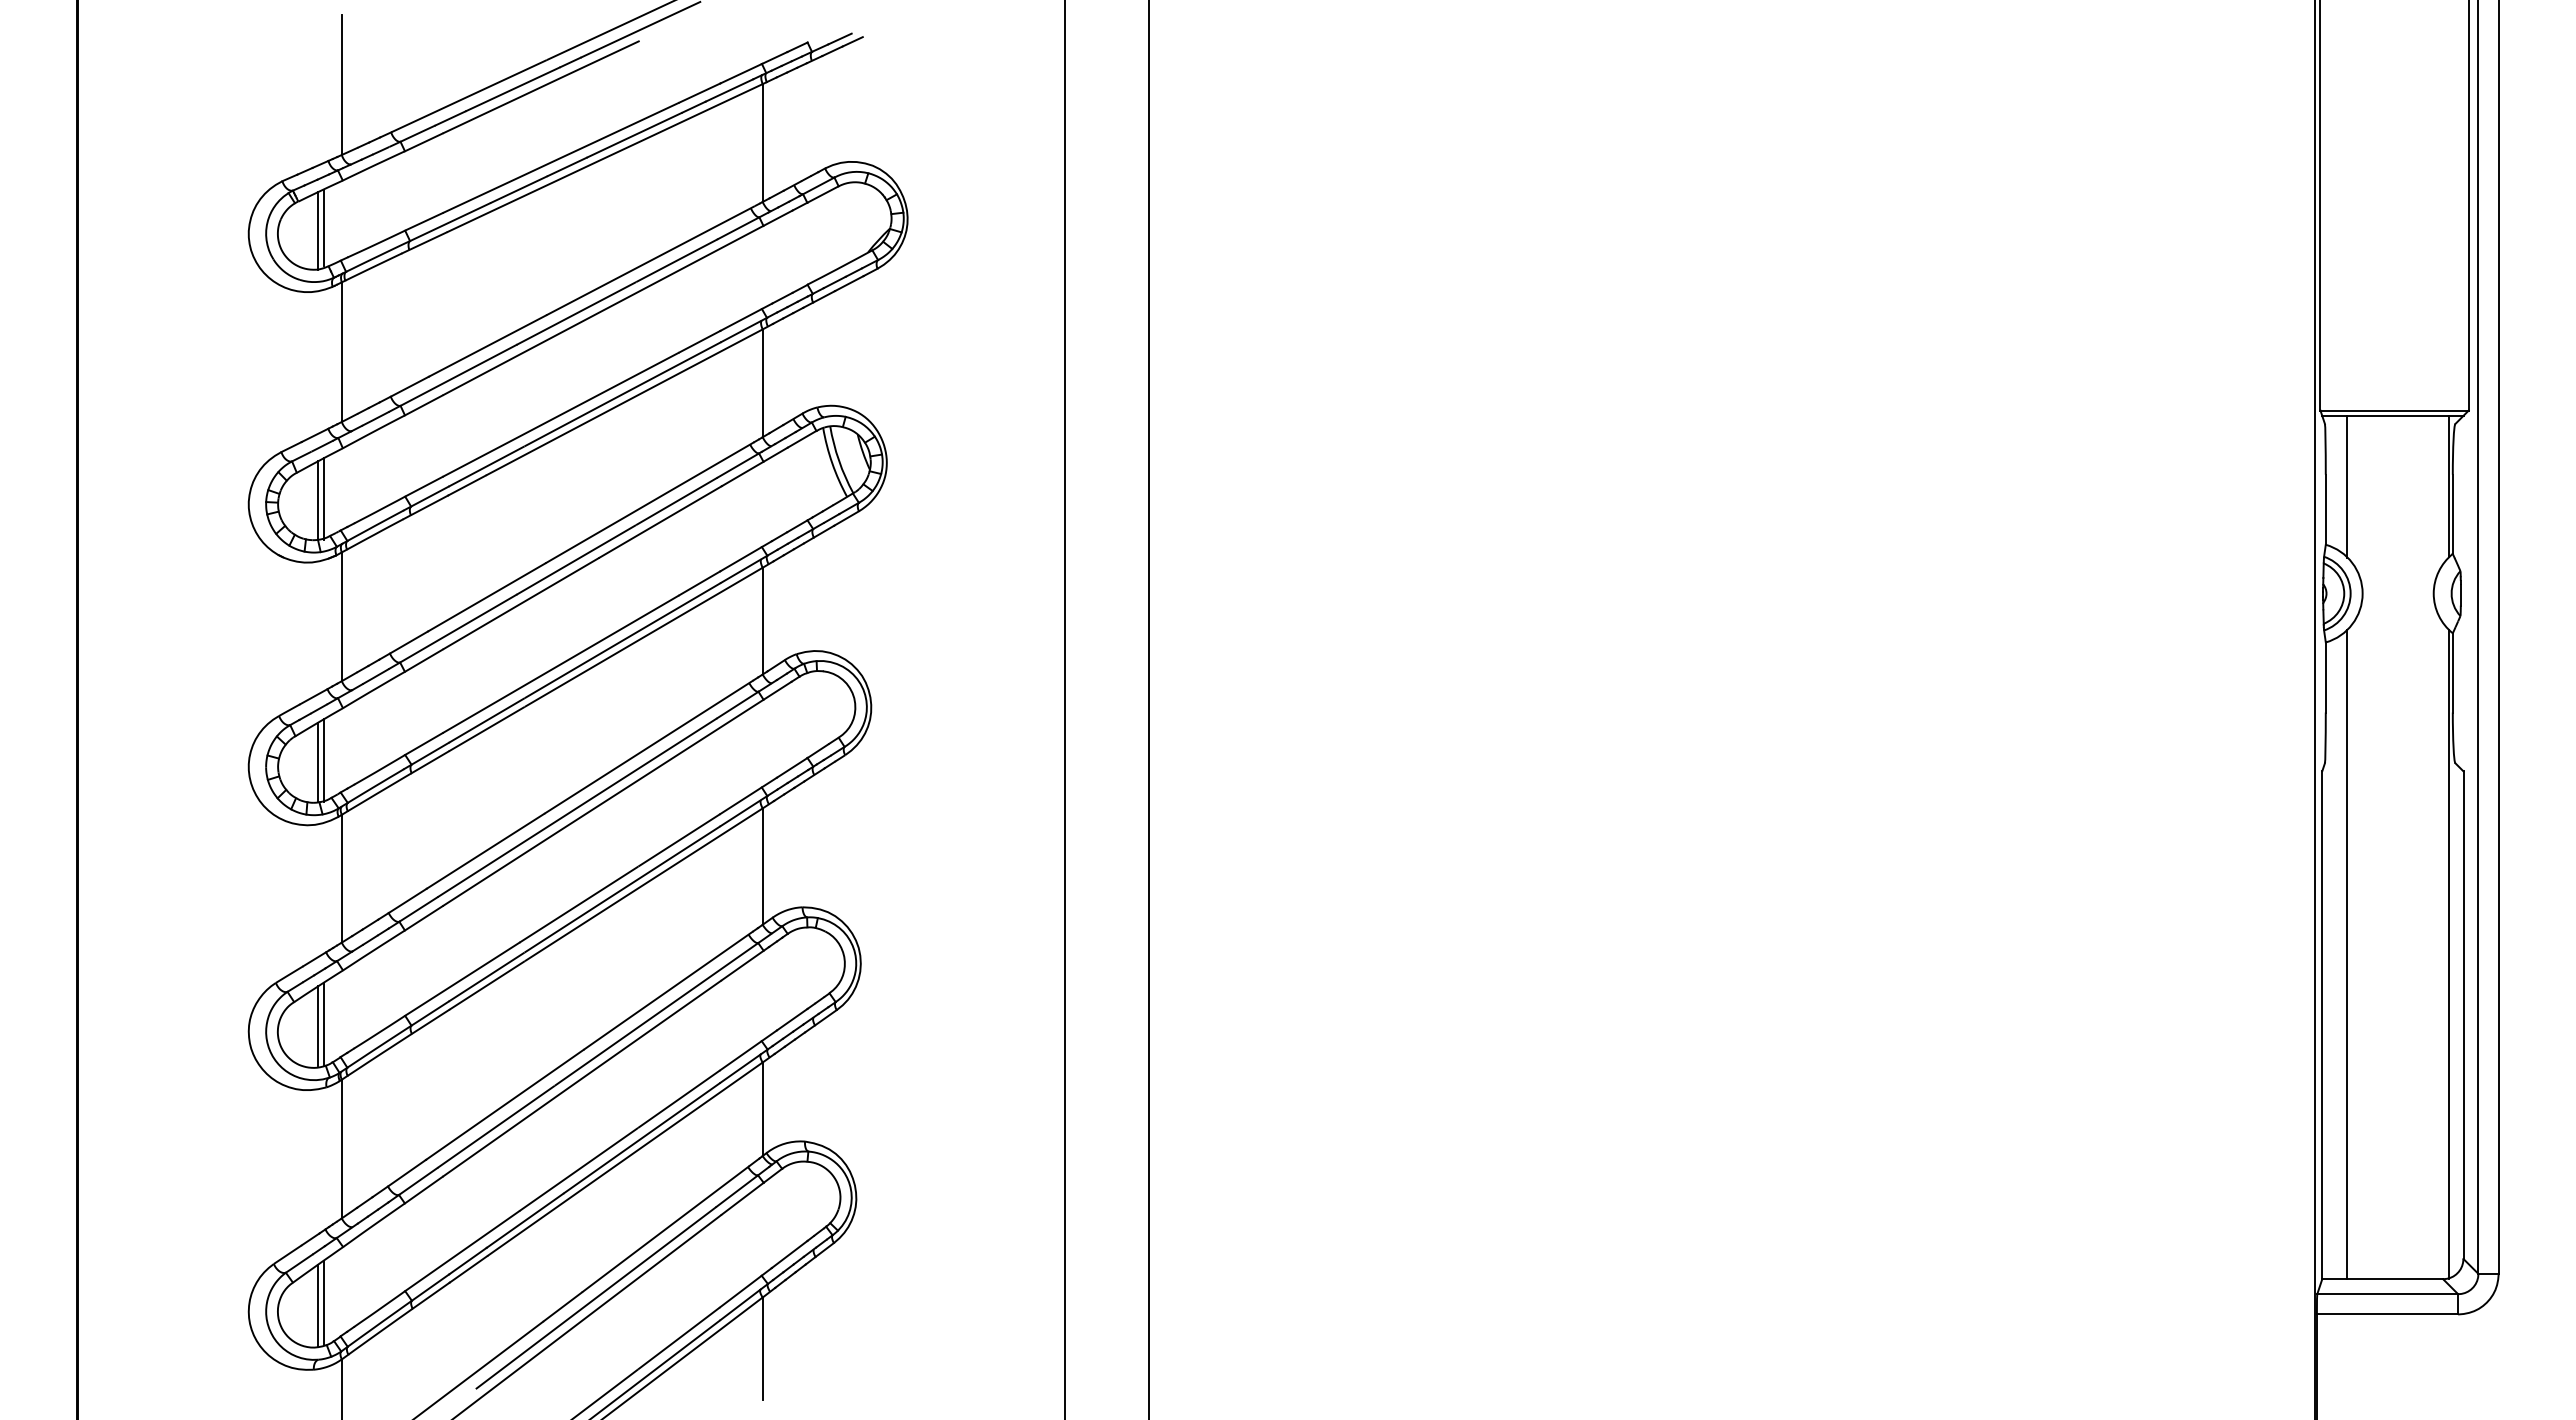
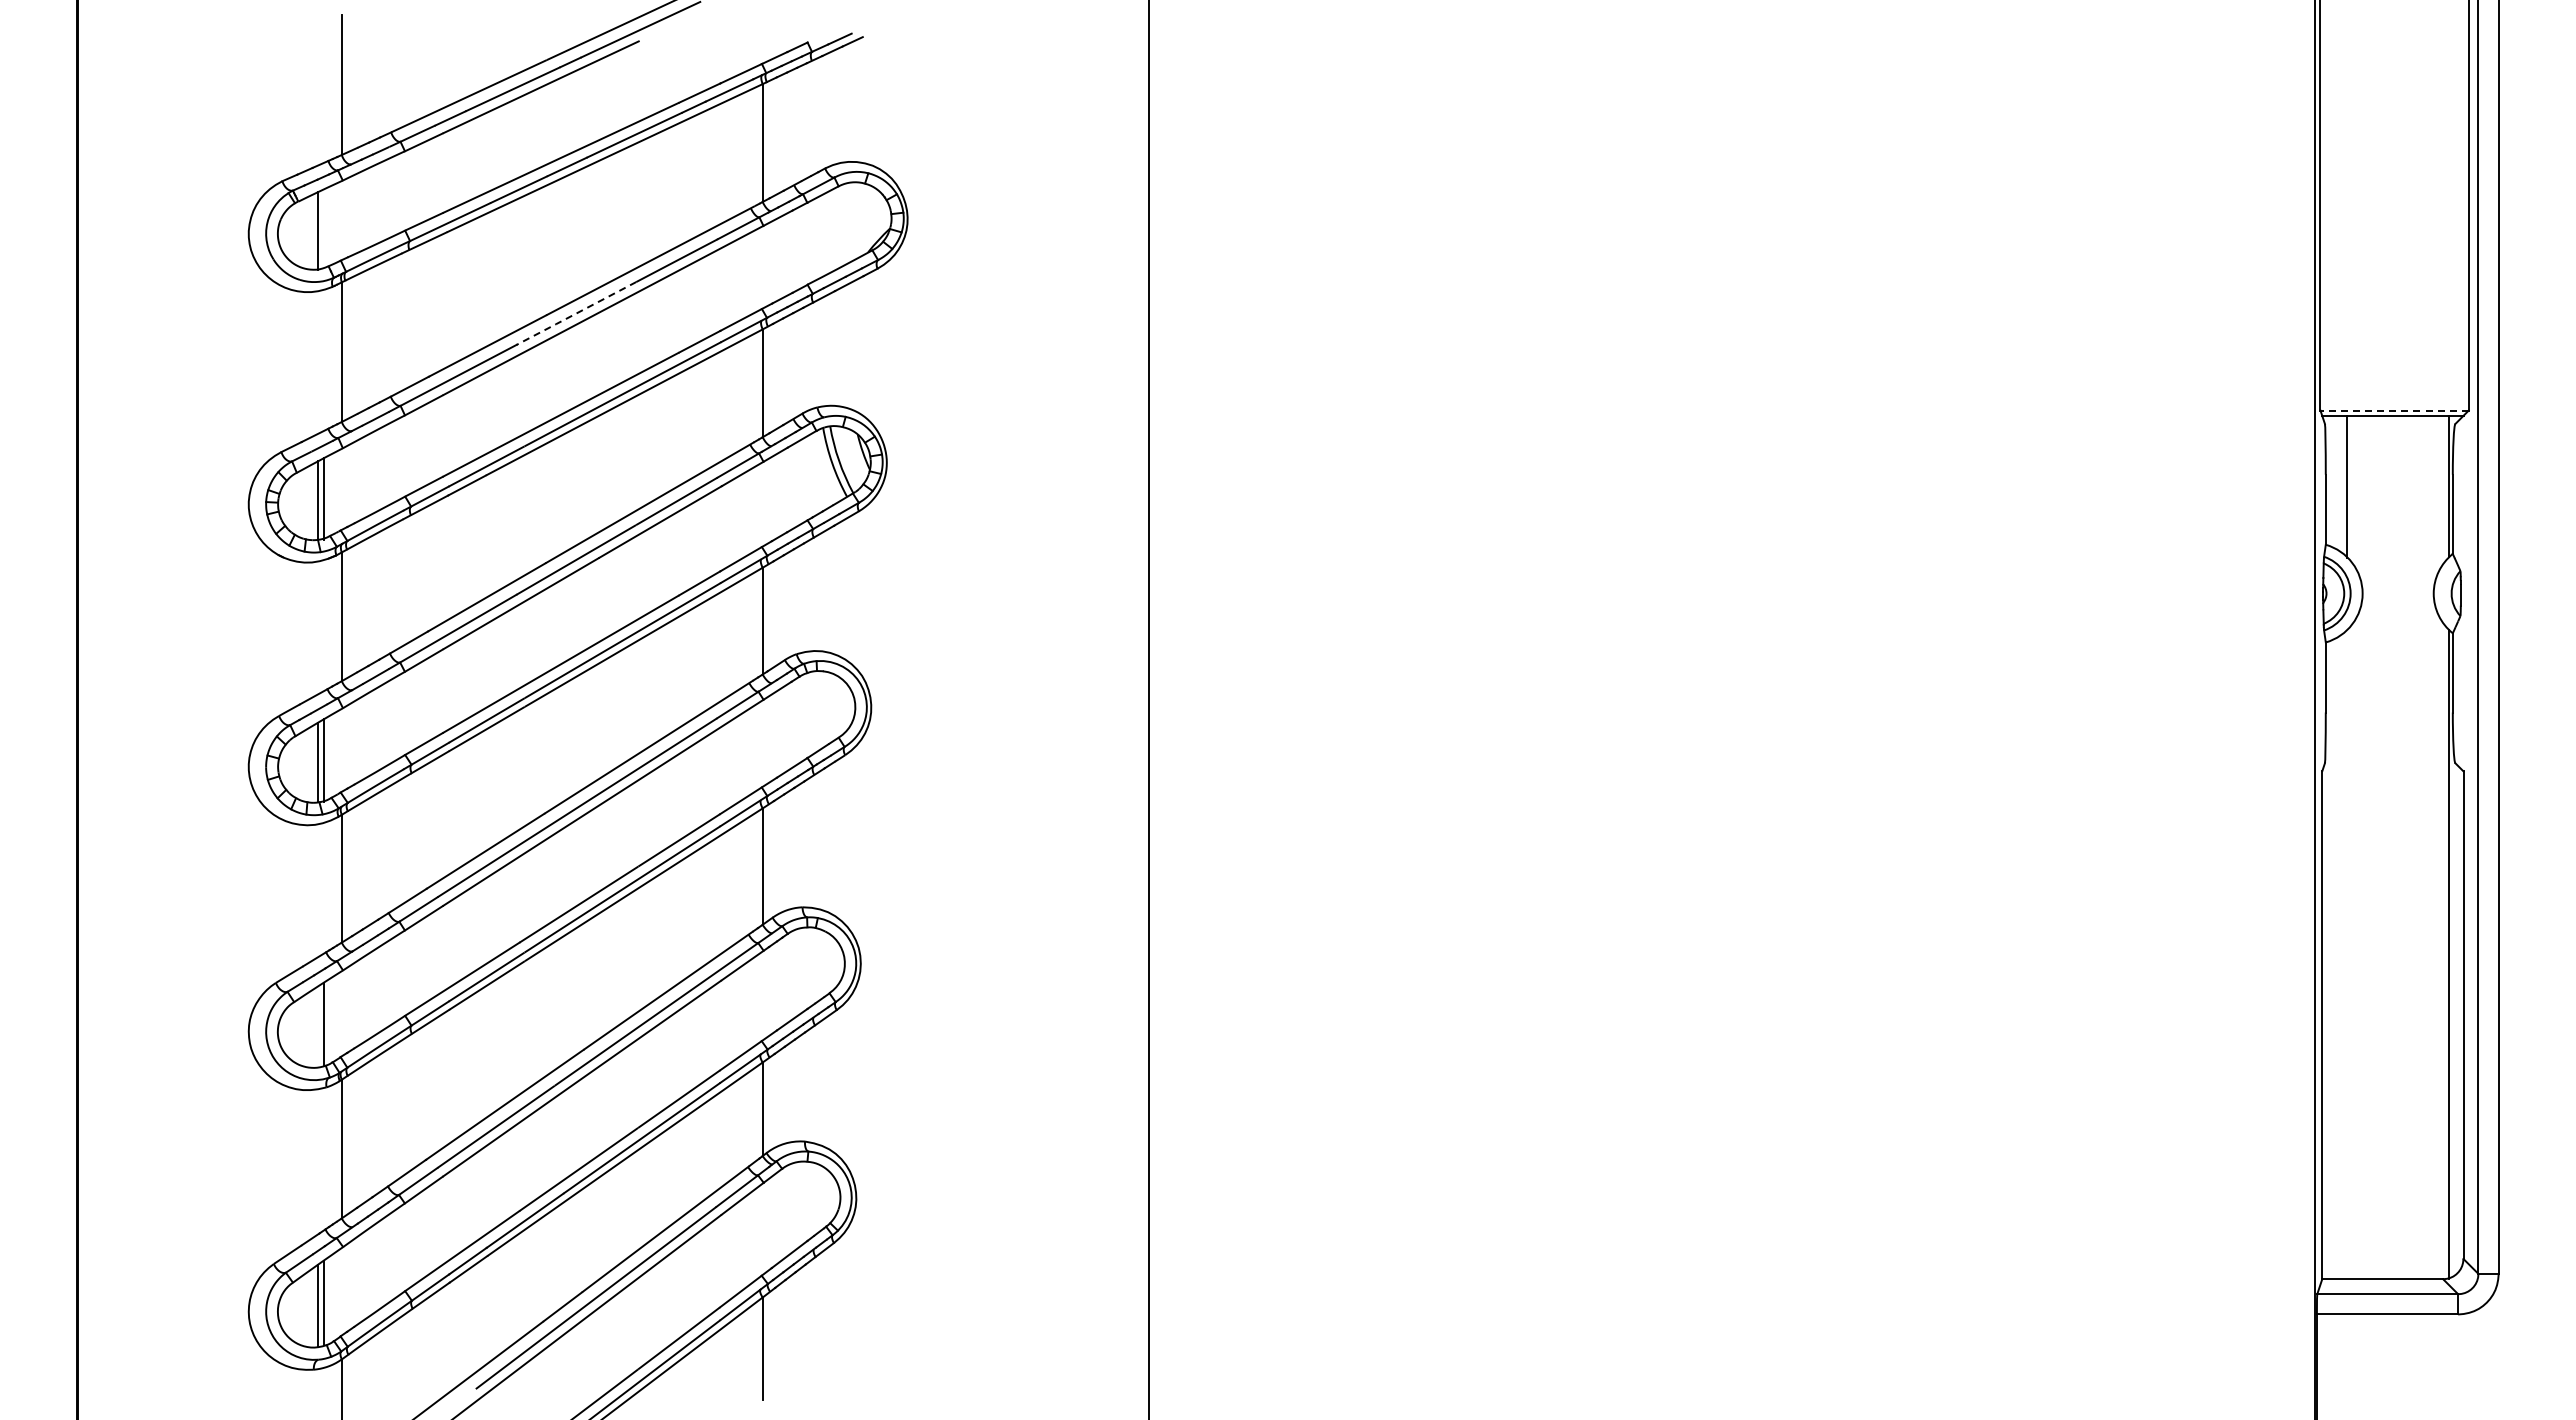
line: present -> none (323, 227)
line: solid -> dashed (575, 314)
line: solid -> dashed (2394, 410)
line: present -> none (1065, 709)
line: present -> none (2347, 954)
line: present -> none (317, 1025)
